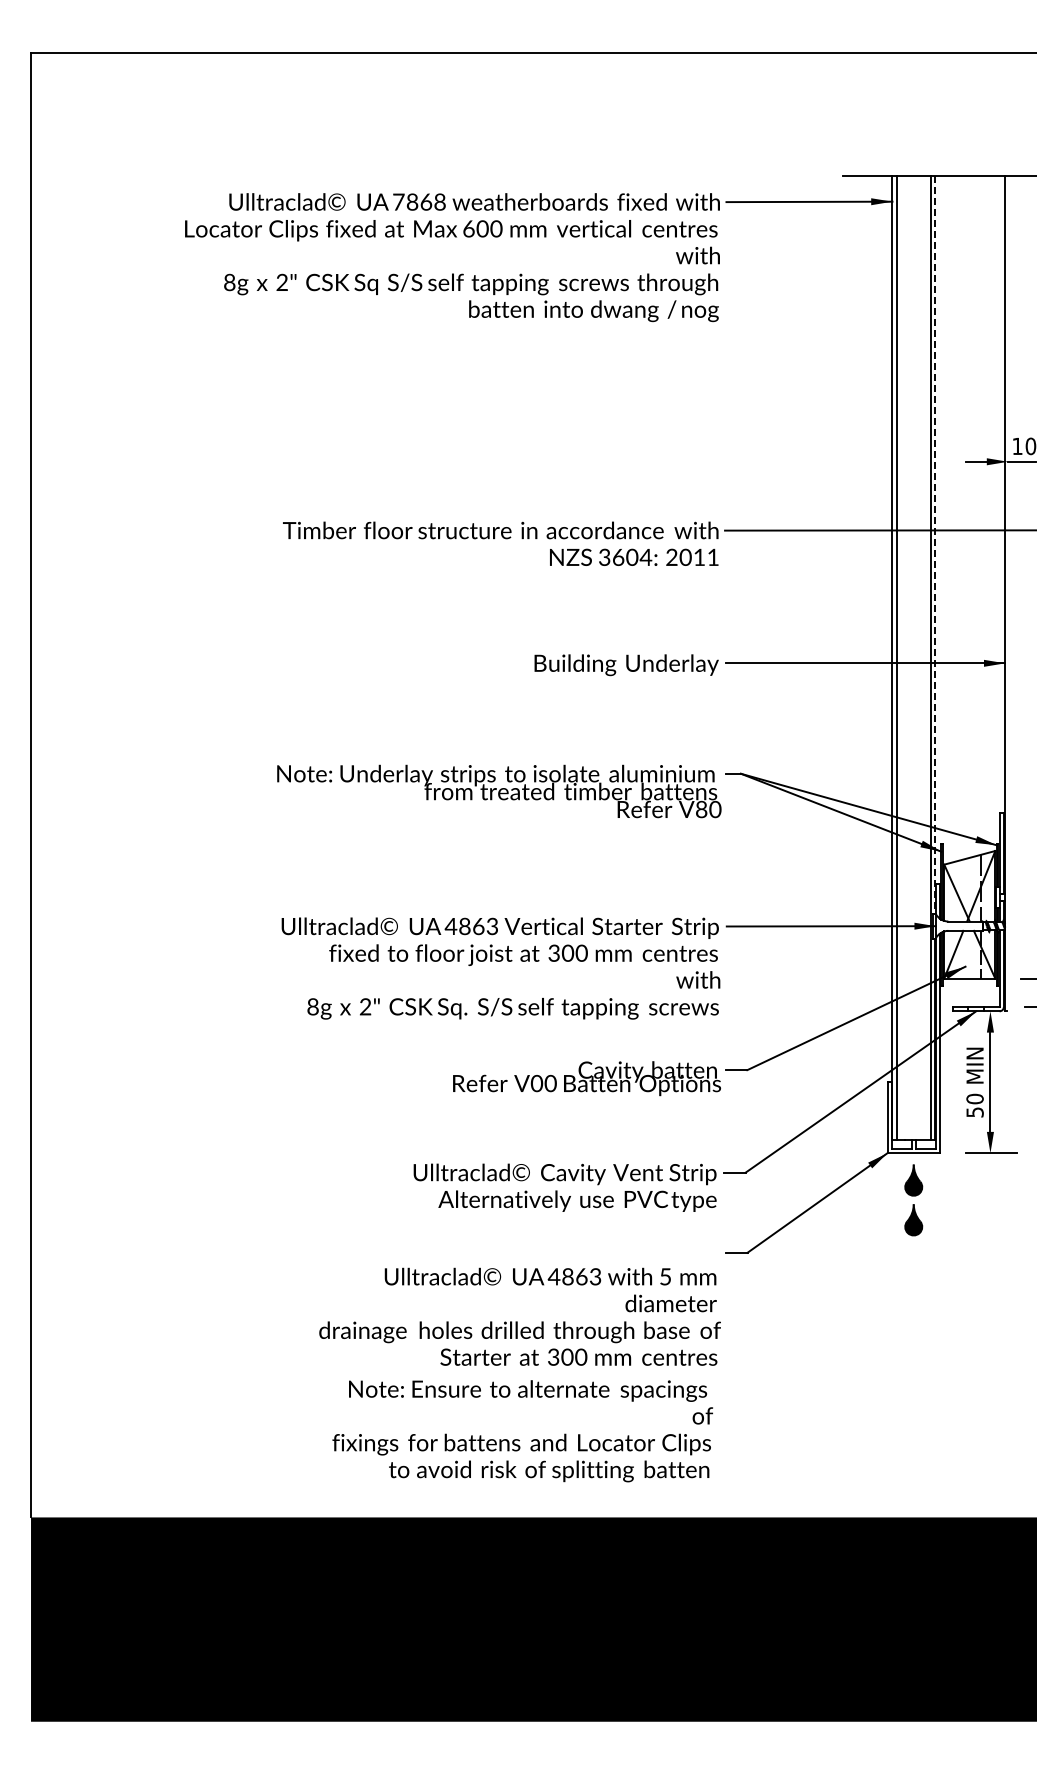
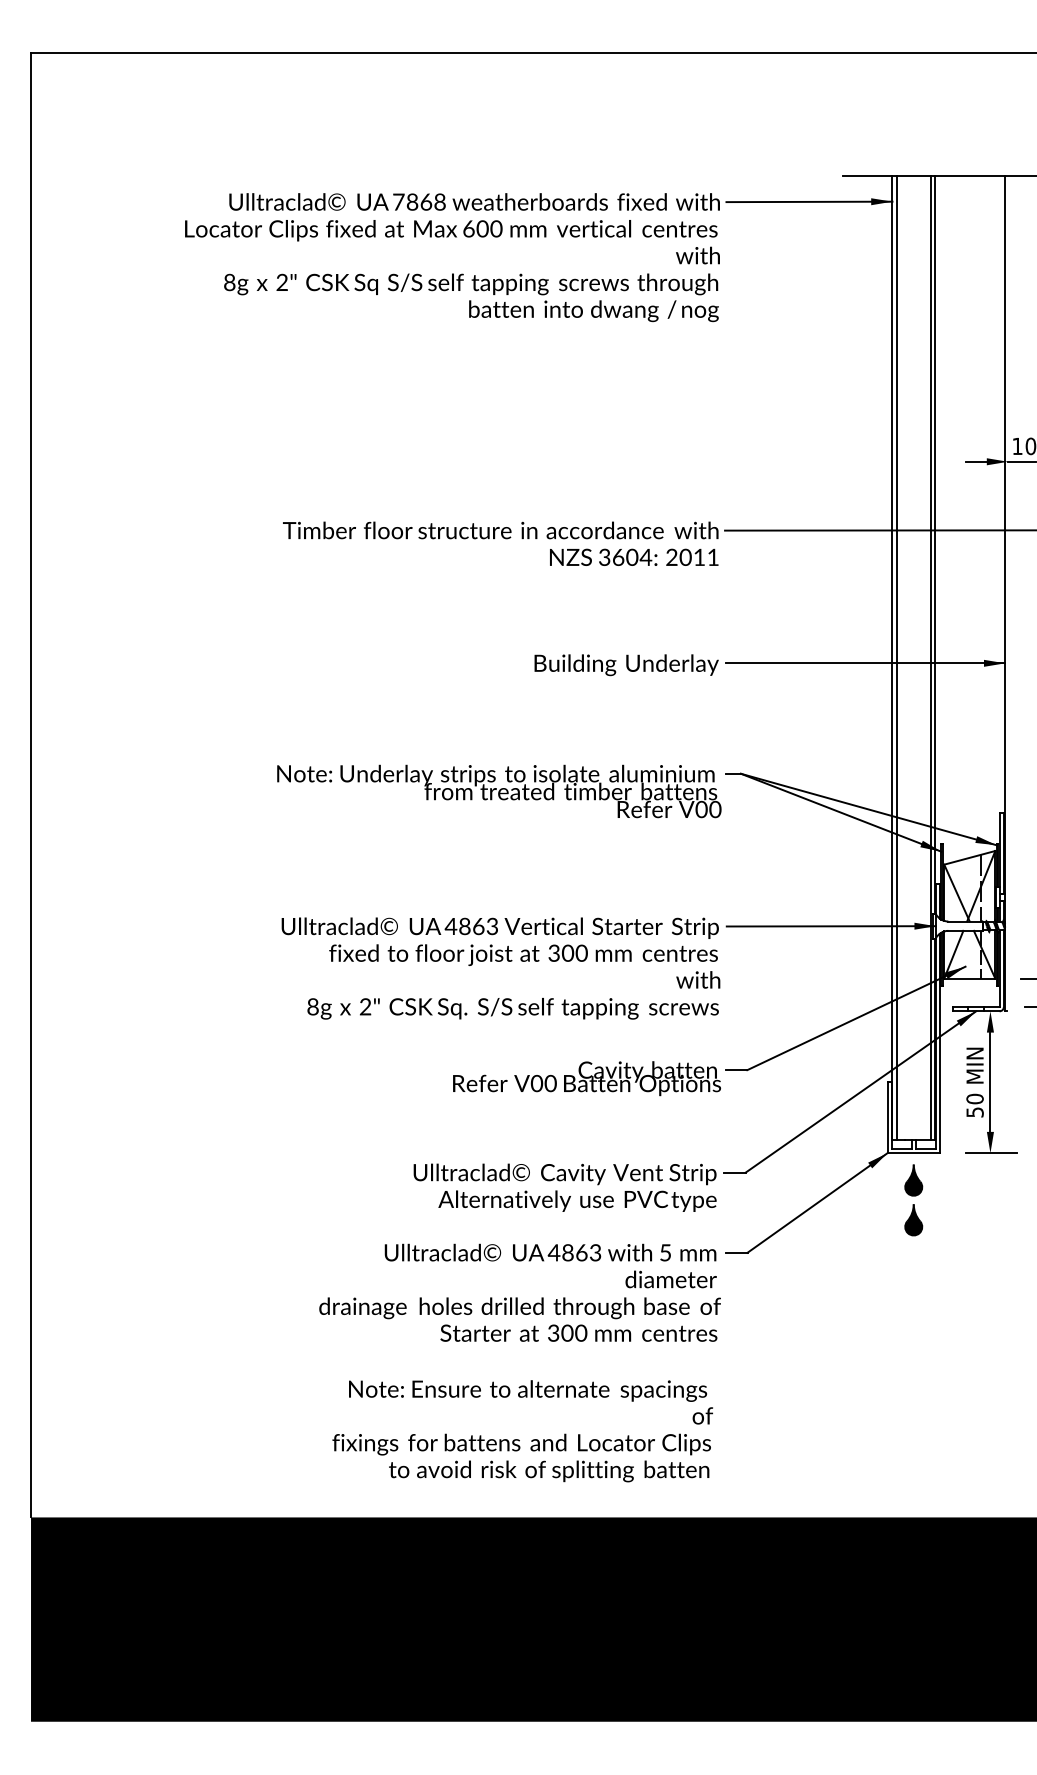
line: dashed -> solid (935, 545)
text: V80 -> V00 (701, 809)
text position: (519, 1316) -> (519, 1292) (519, 1292)
